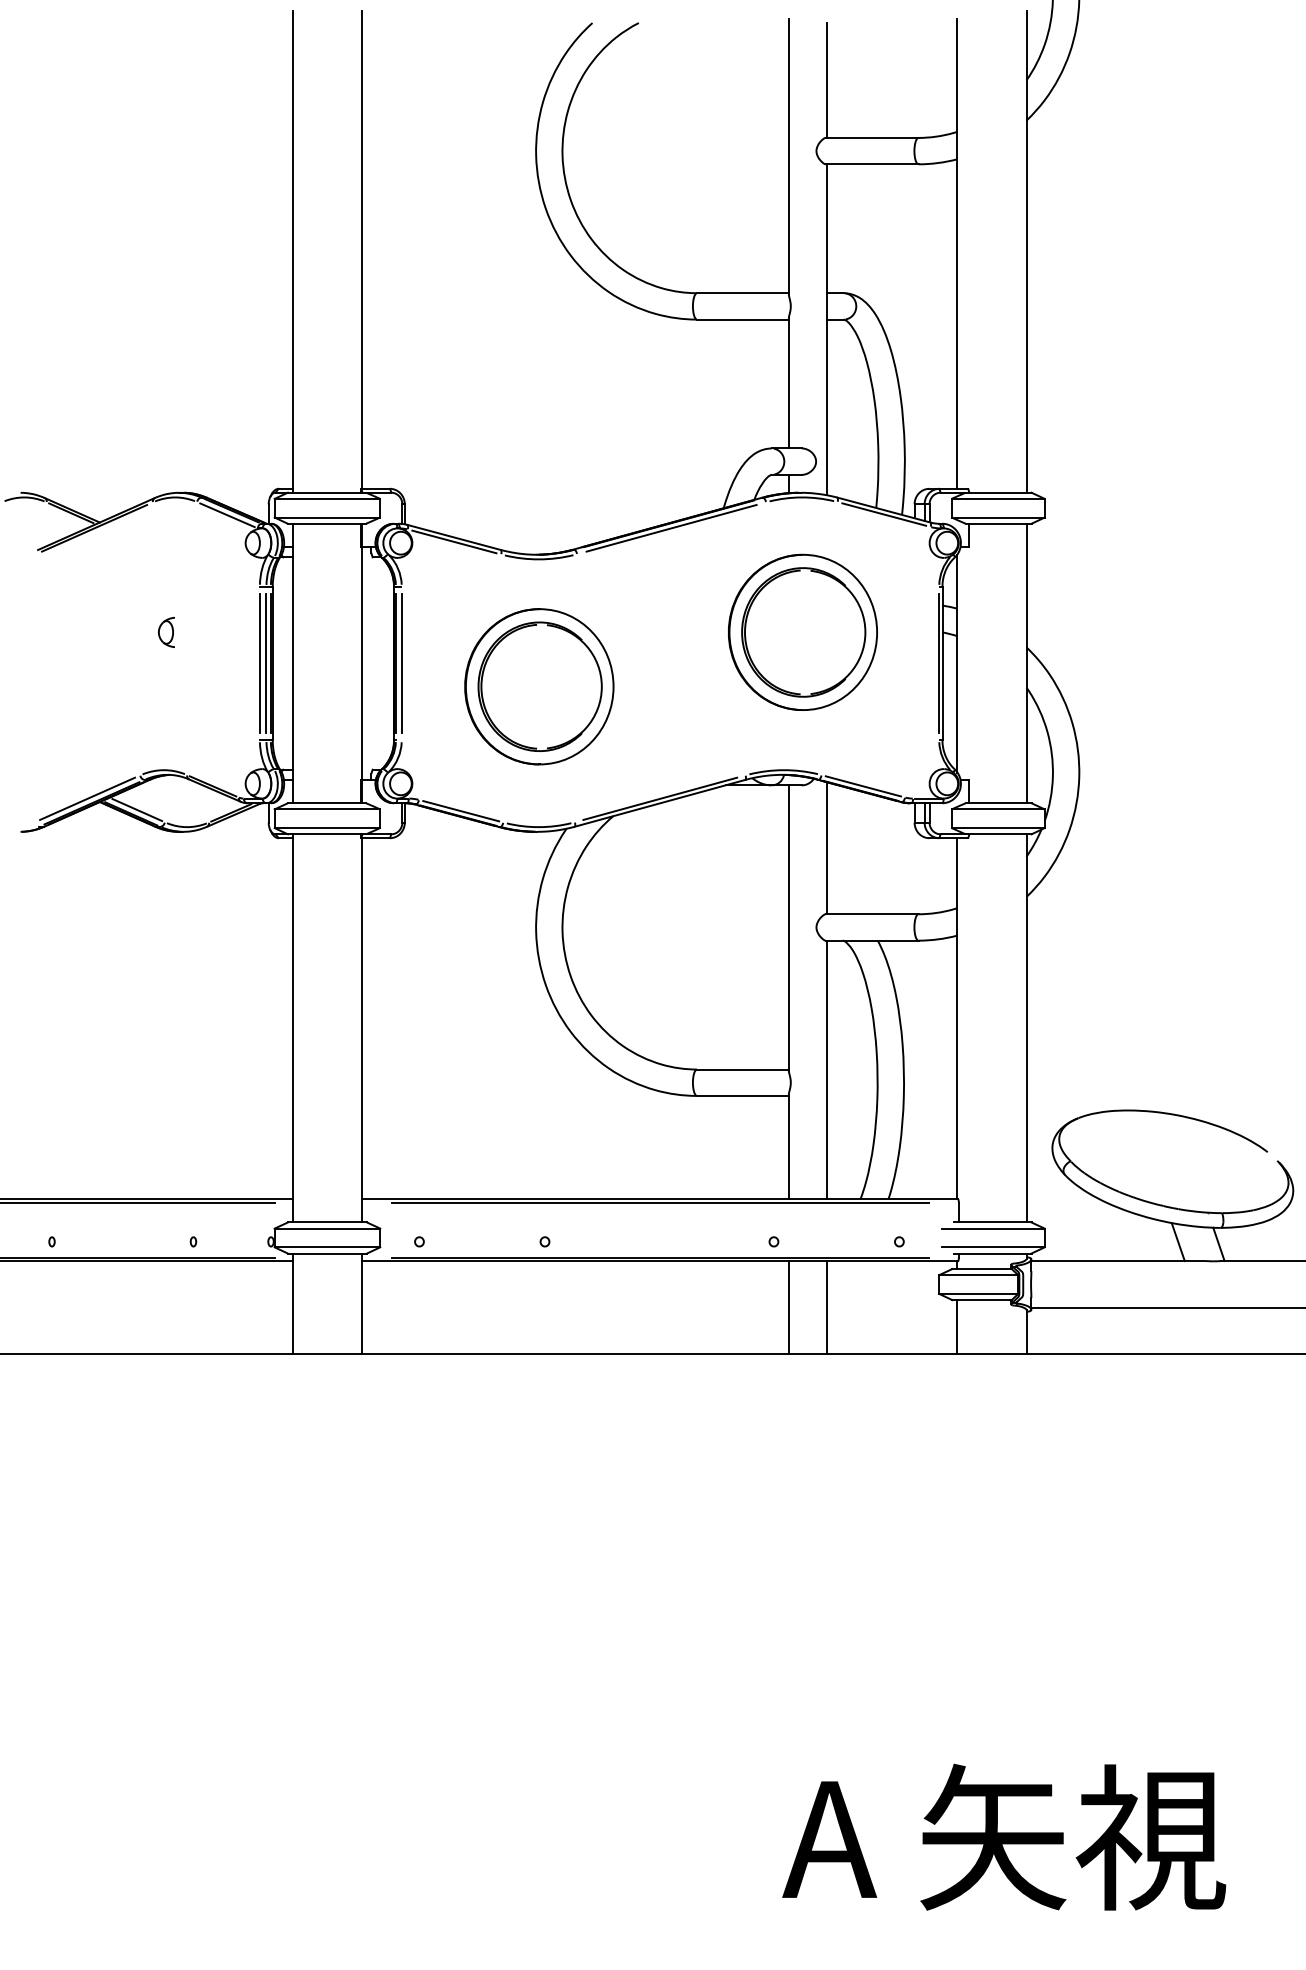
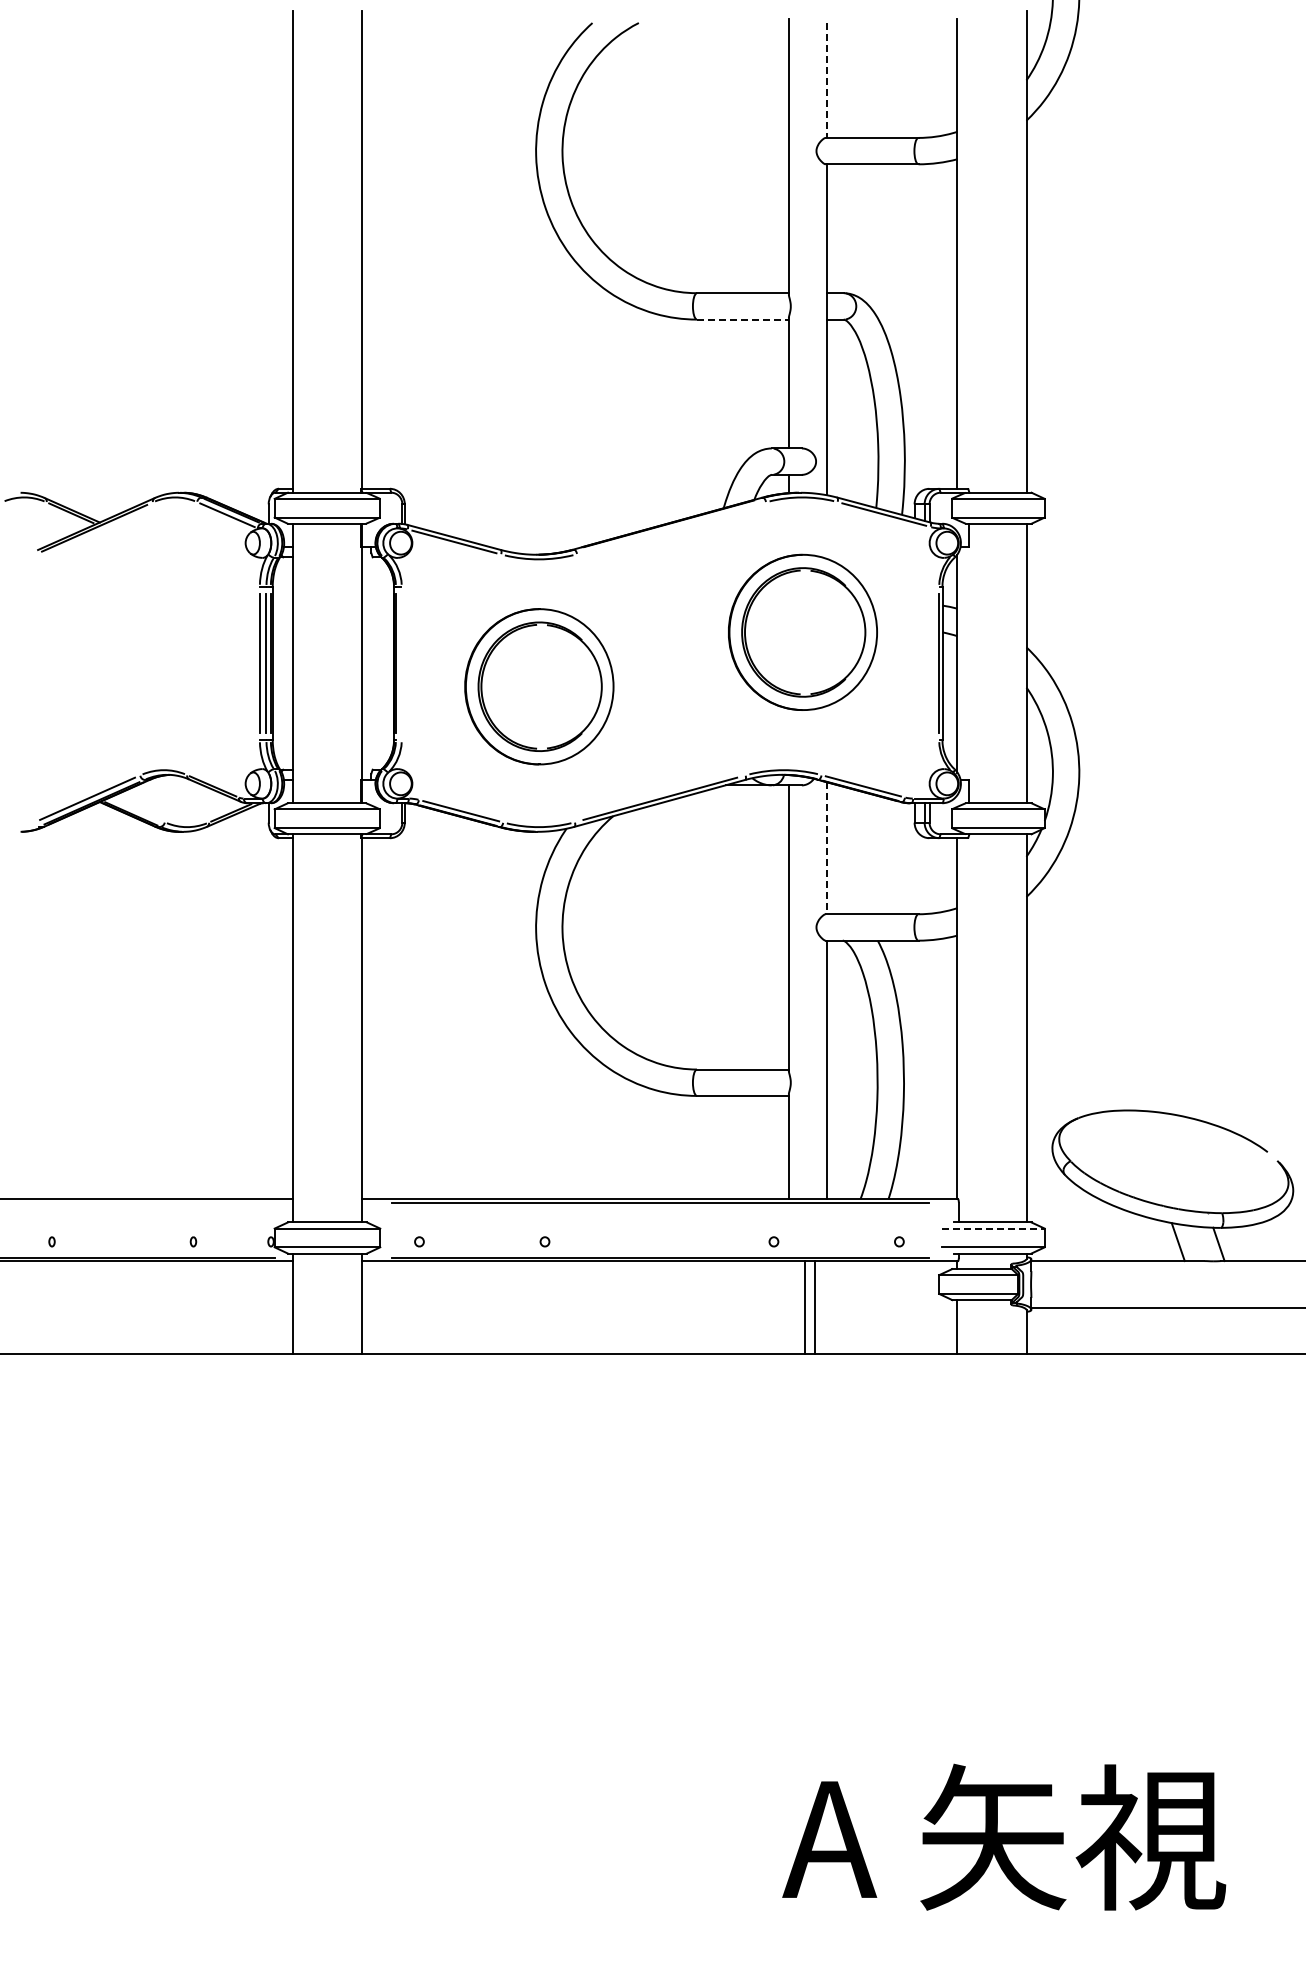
line: solid -> dashed (826, 80)
line: solid -> dashed (742, 319)
line: present -> none (671, 527)
part: present -> none (166, 631)
line: present -> none (401, 663)
line: present -> none (137, 809)
line: solid -> dashed (826, 848)
line: present -> none (138, 1202)
line: solid -> dashed (993, 1228)
line position: (788, 1307) -> (814, 1307) (814, 1307)
line position: (826, 1307) -> (804, 1307) (804, 1307)
